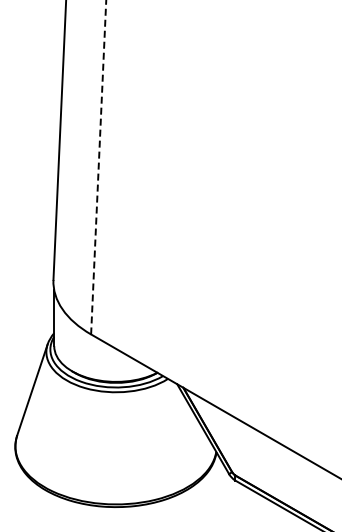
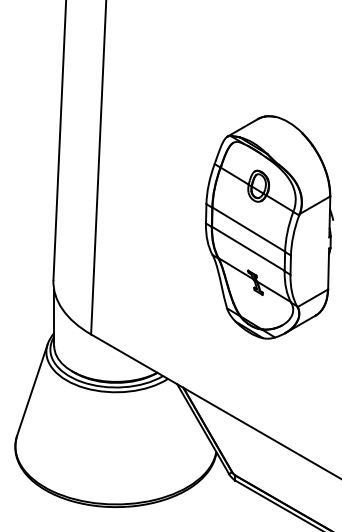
line: dashed -> solid (98, 166)
part: none -> present (269, 227)
